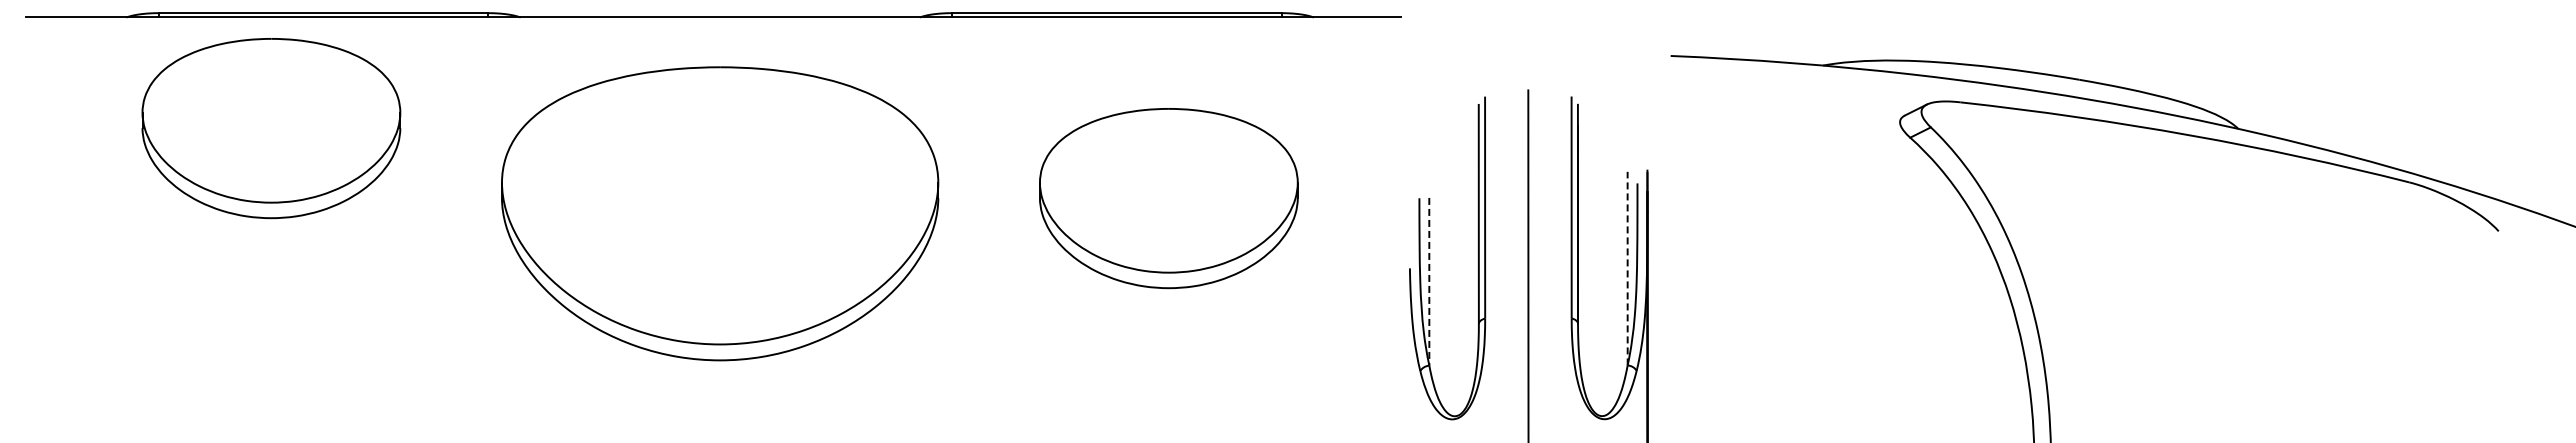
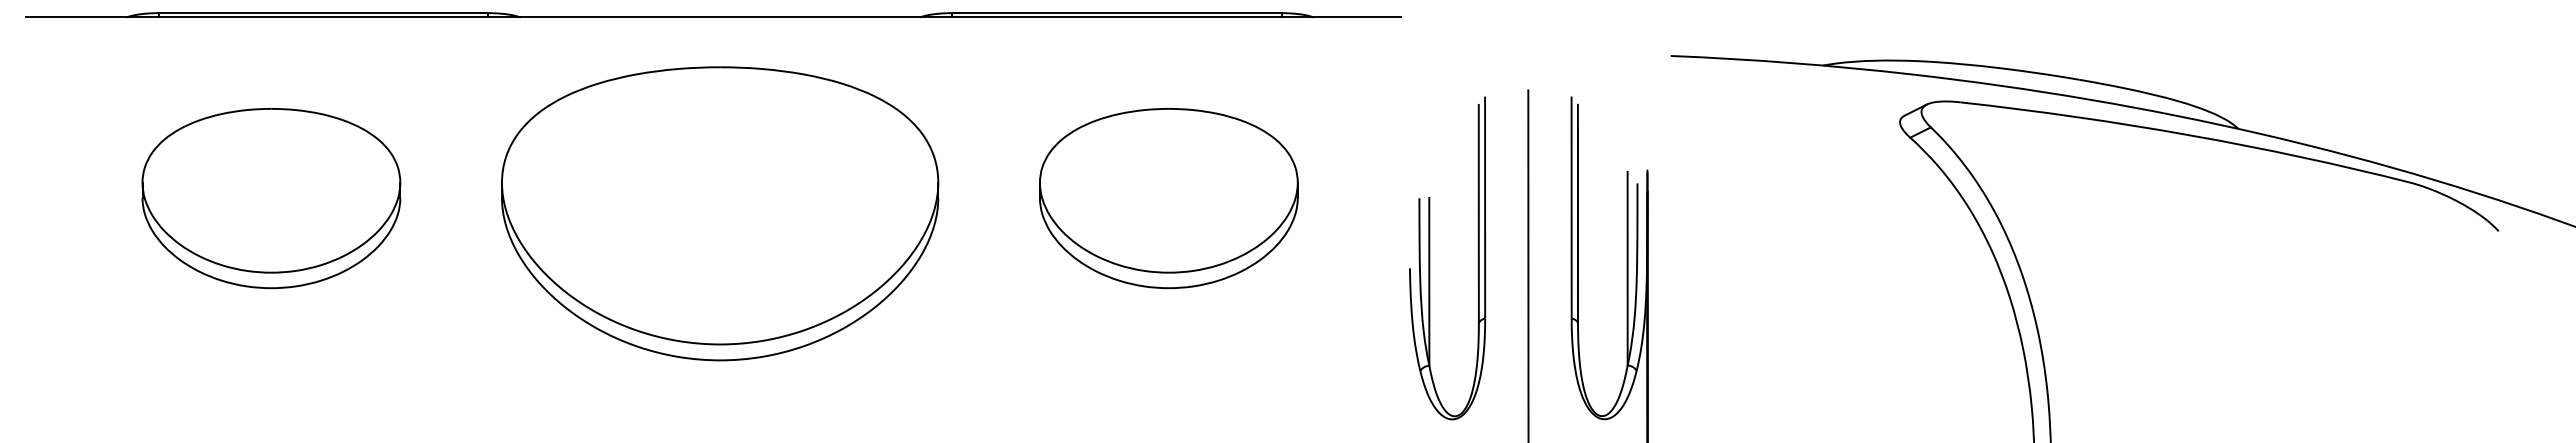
part position: (271, 128) -> (271, 198) (271, 198)
line: dashed -> solid (1627, 268)
line: dashed -> solid (1429, 281)
